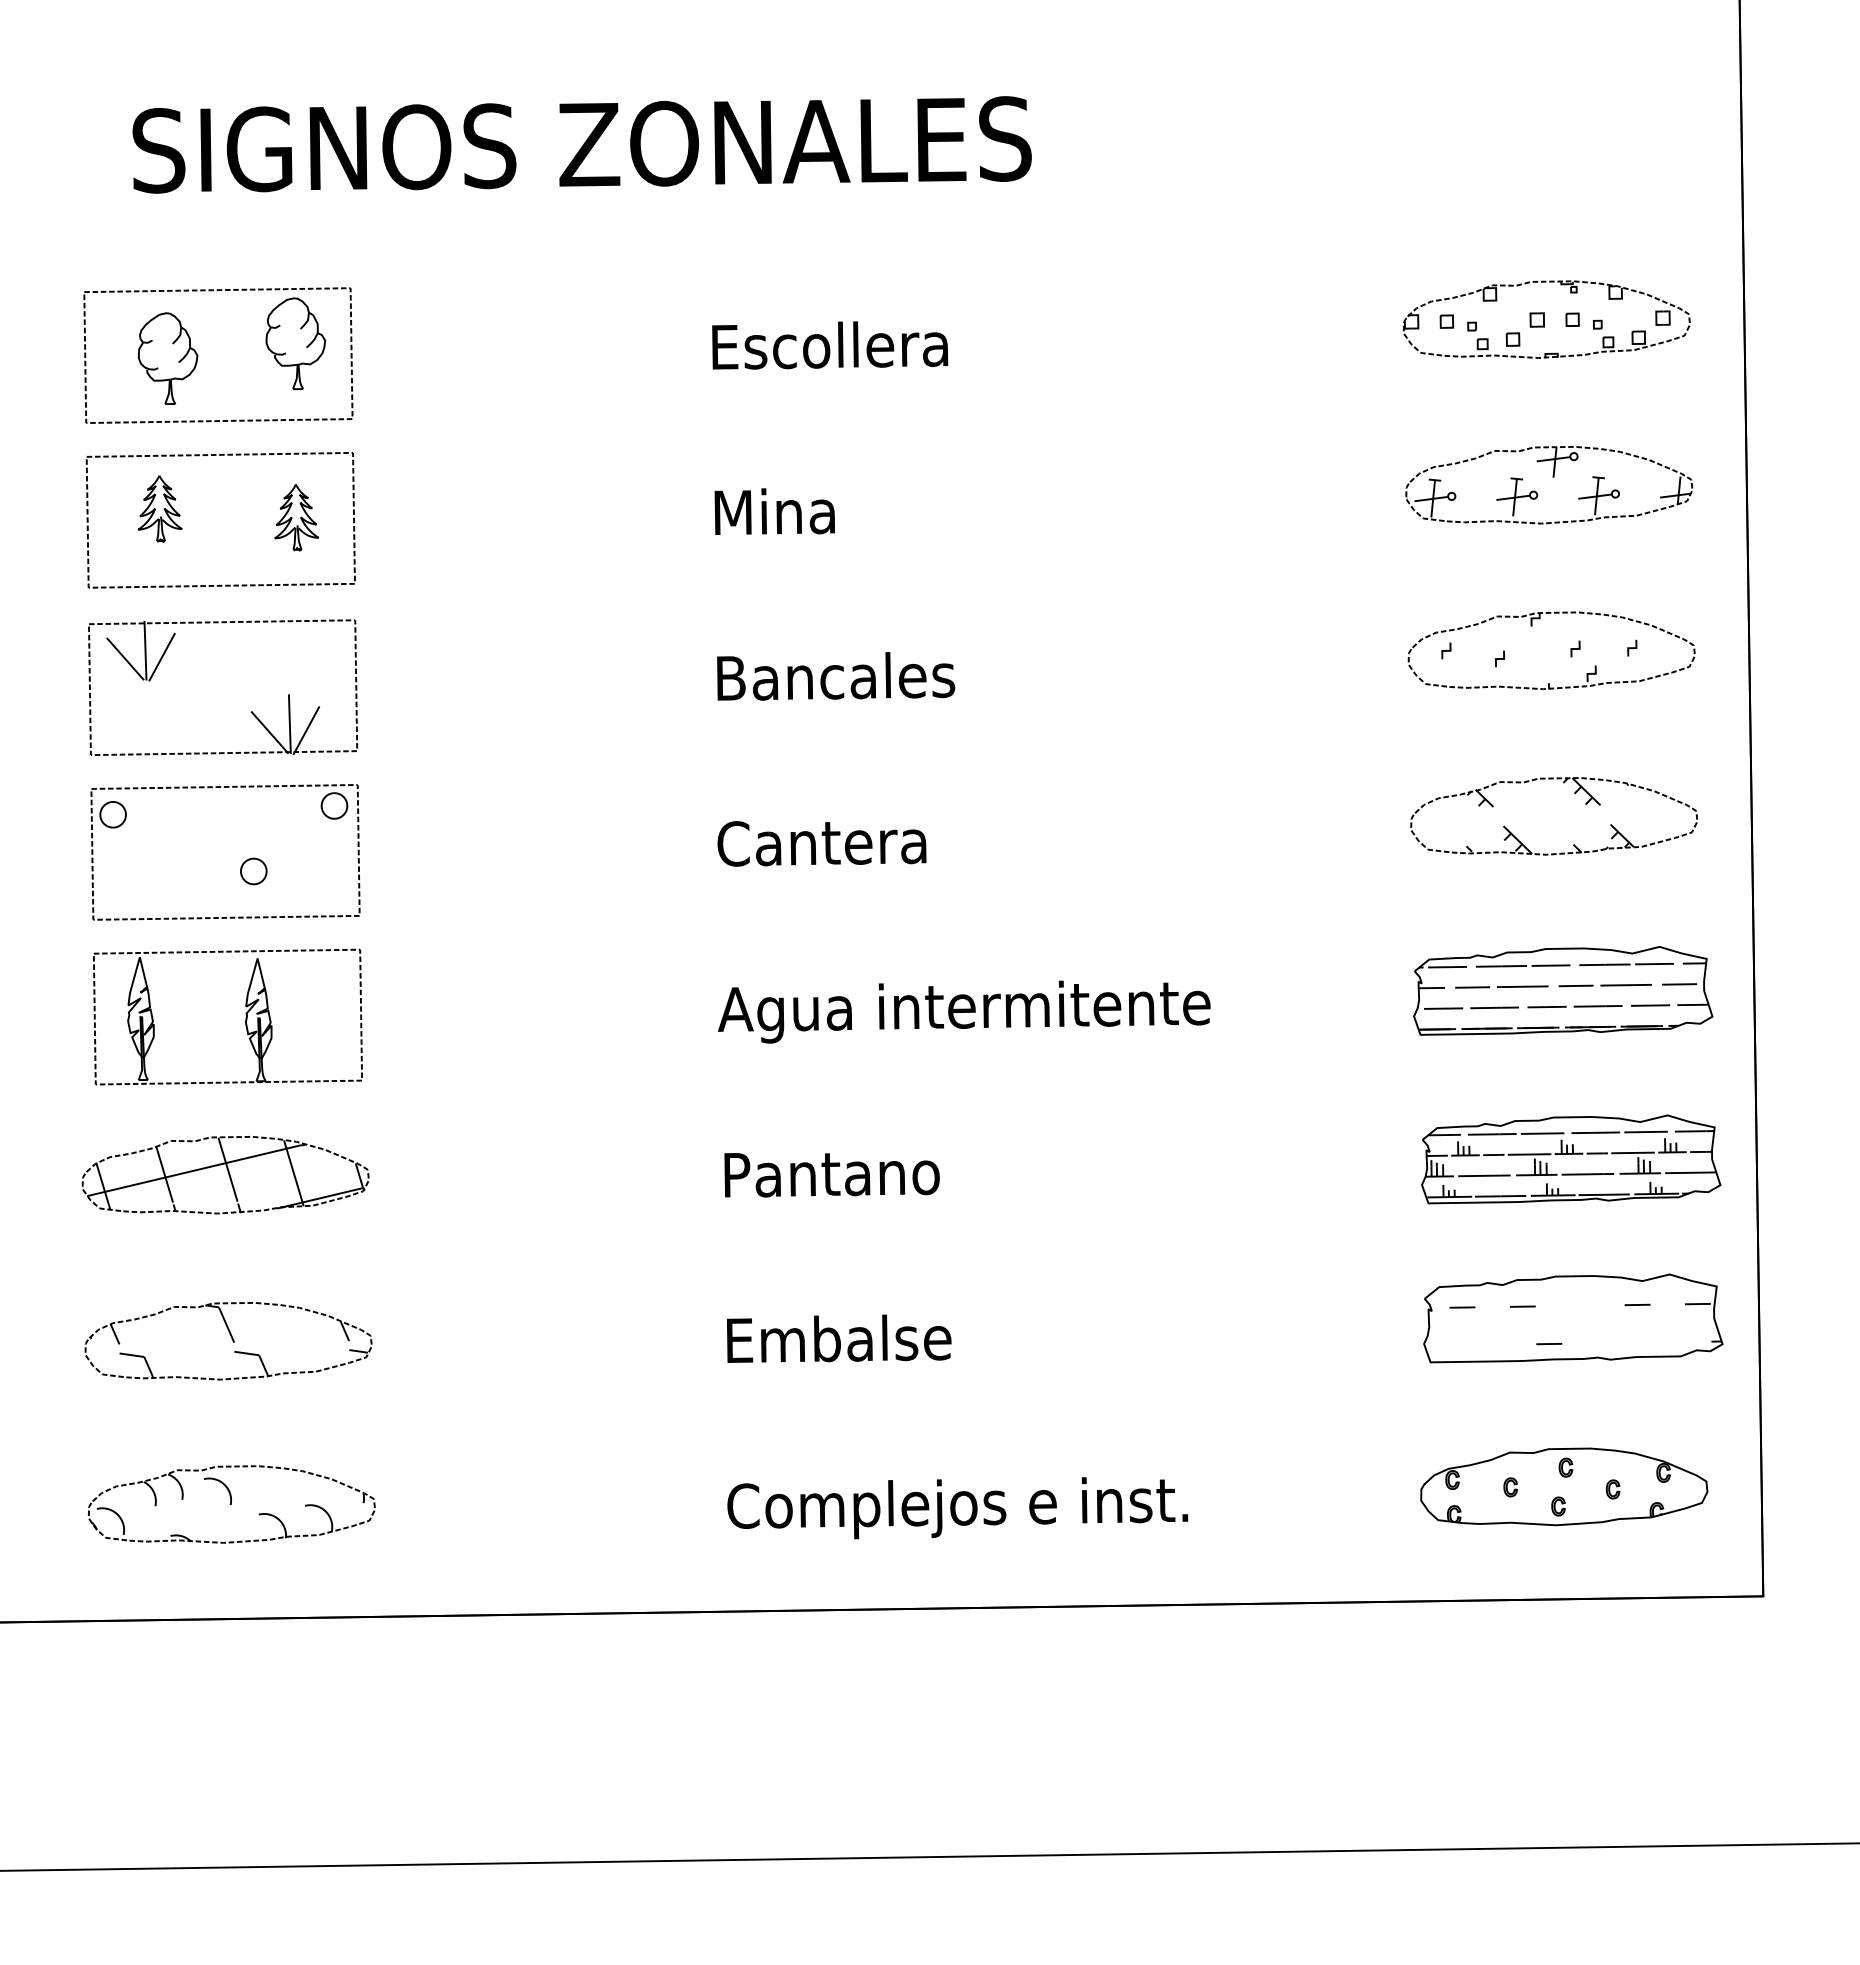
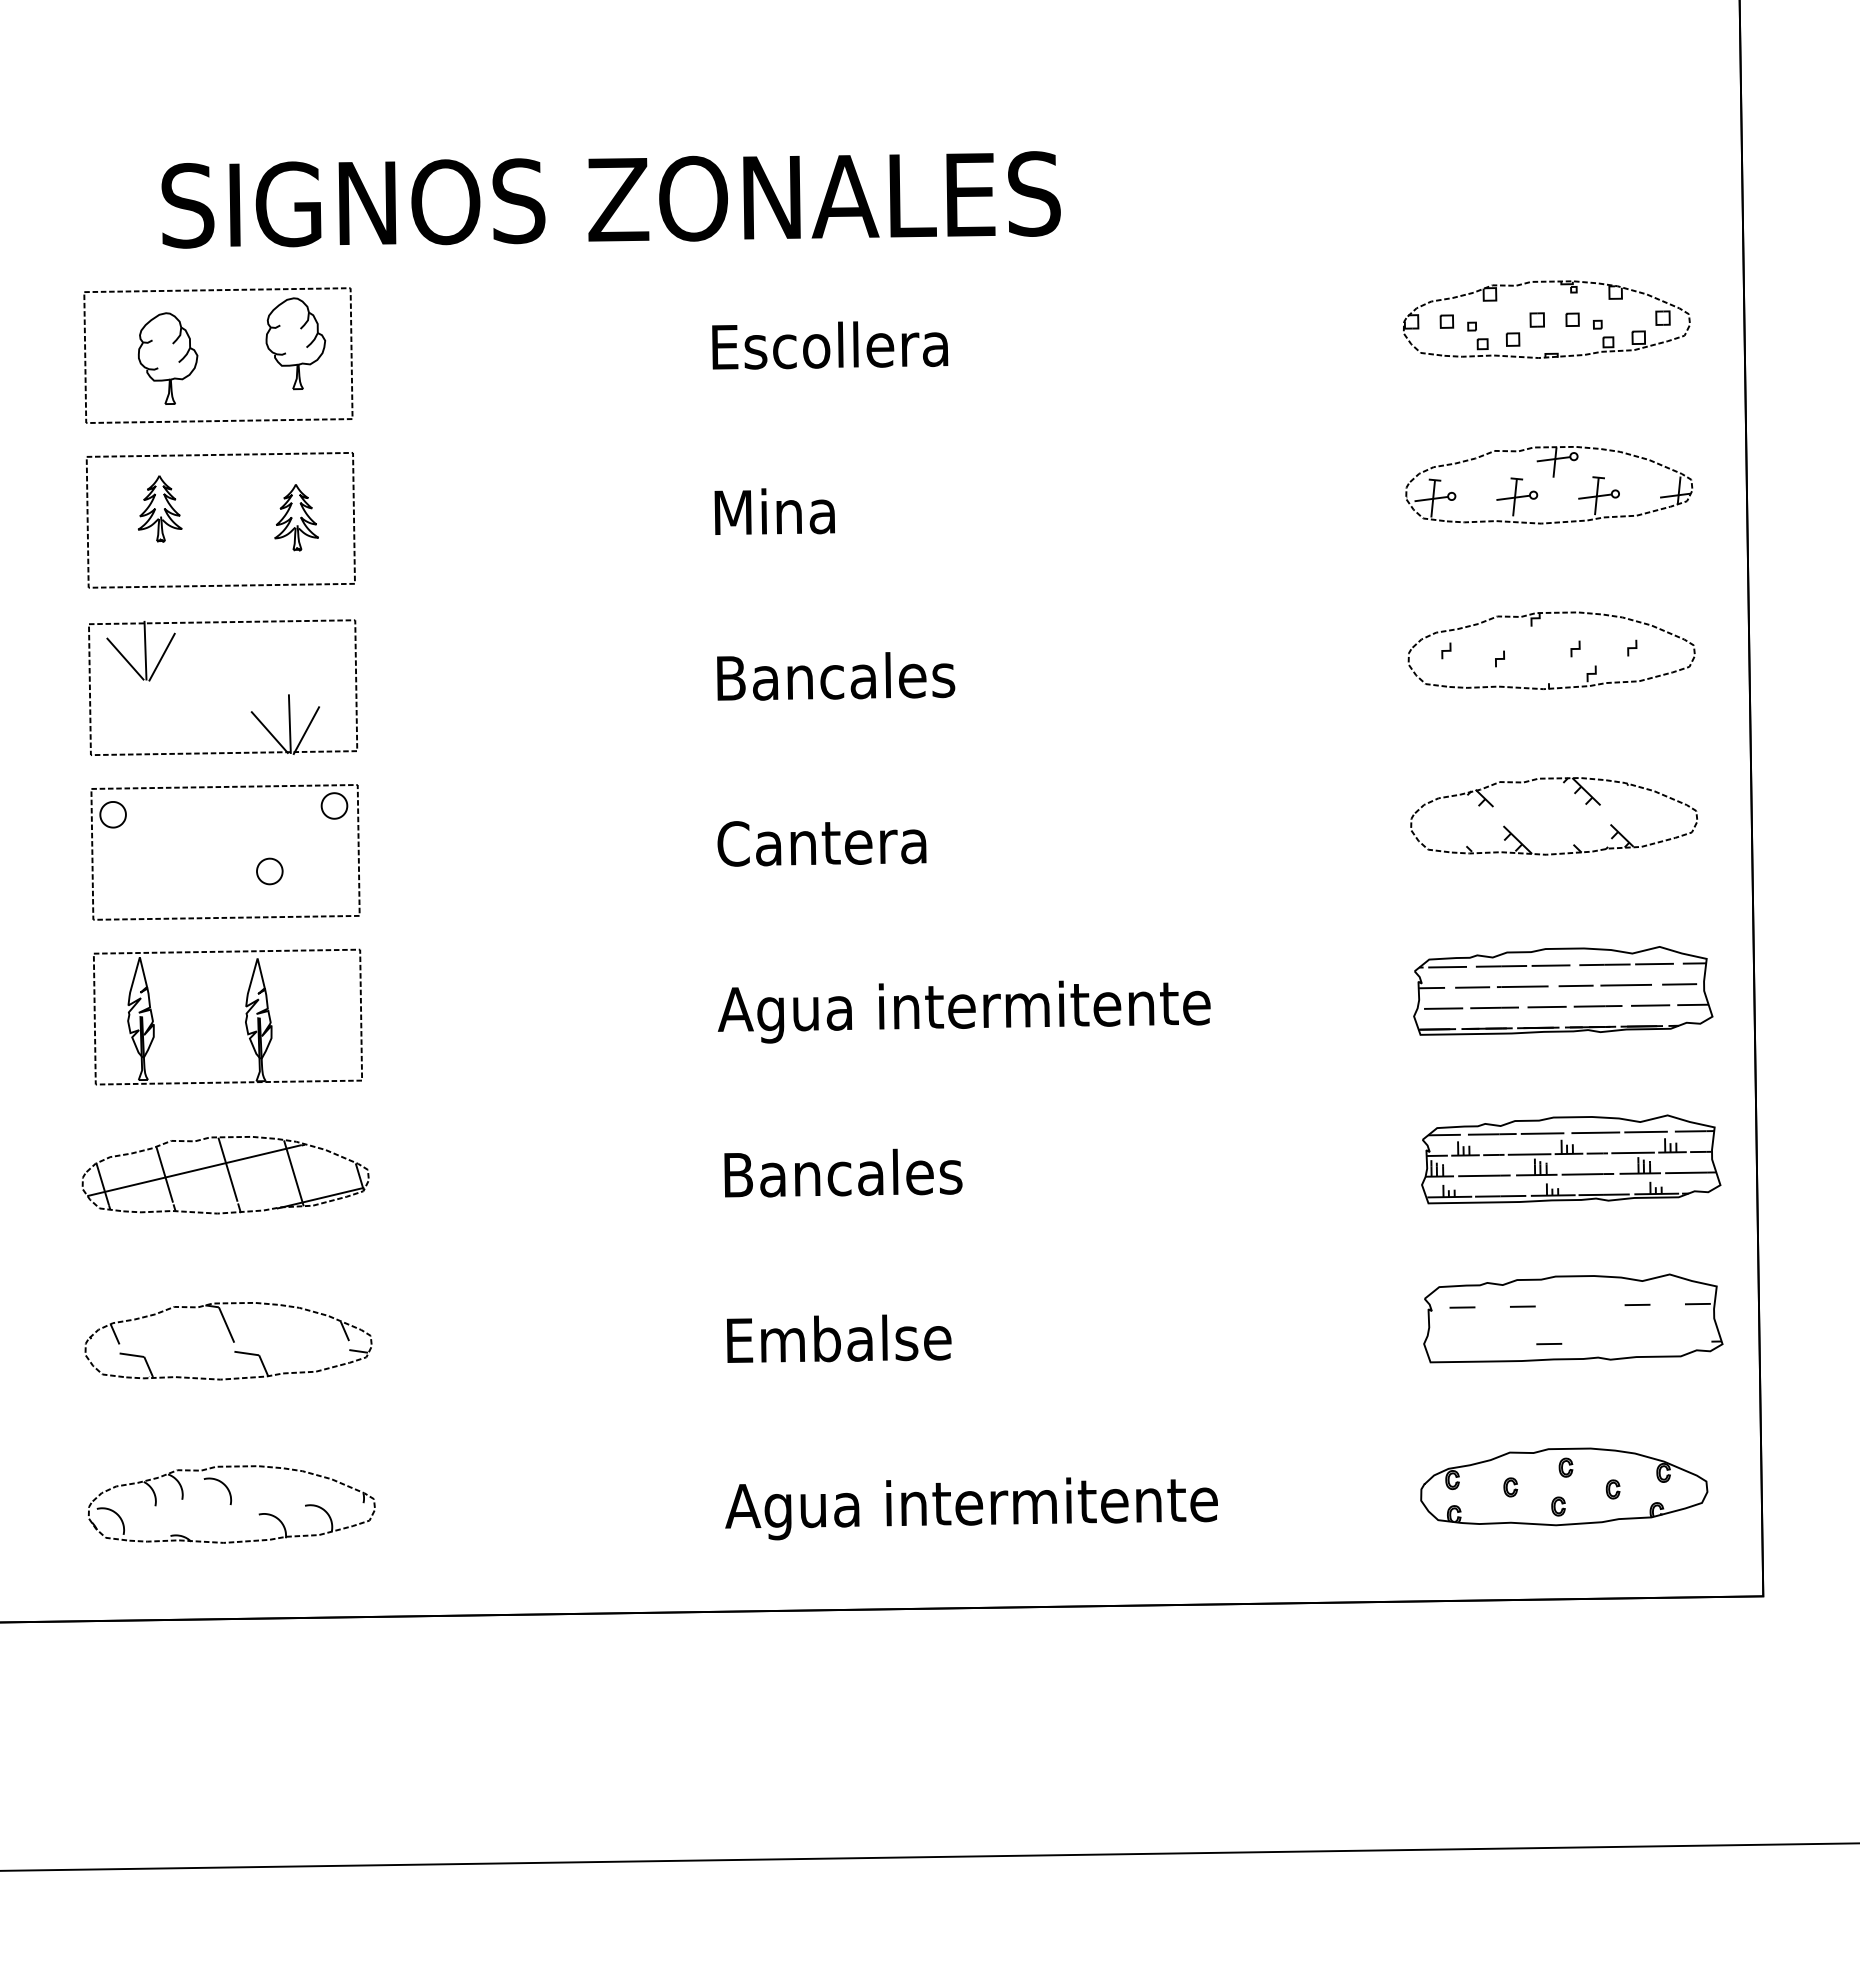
text position: (581, 144) -> (610, 199) (610, 199)
part position: (253, 871) -> (269, 871) (269, 871)
text: Pantano -> Bancales (846, 1172)
text: Complejos e inst. -> Agua intermitente (971, 1508)
